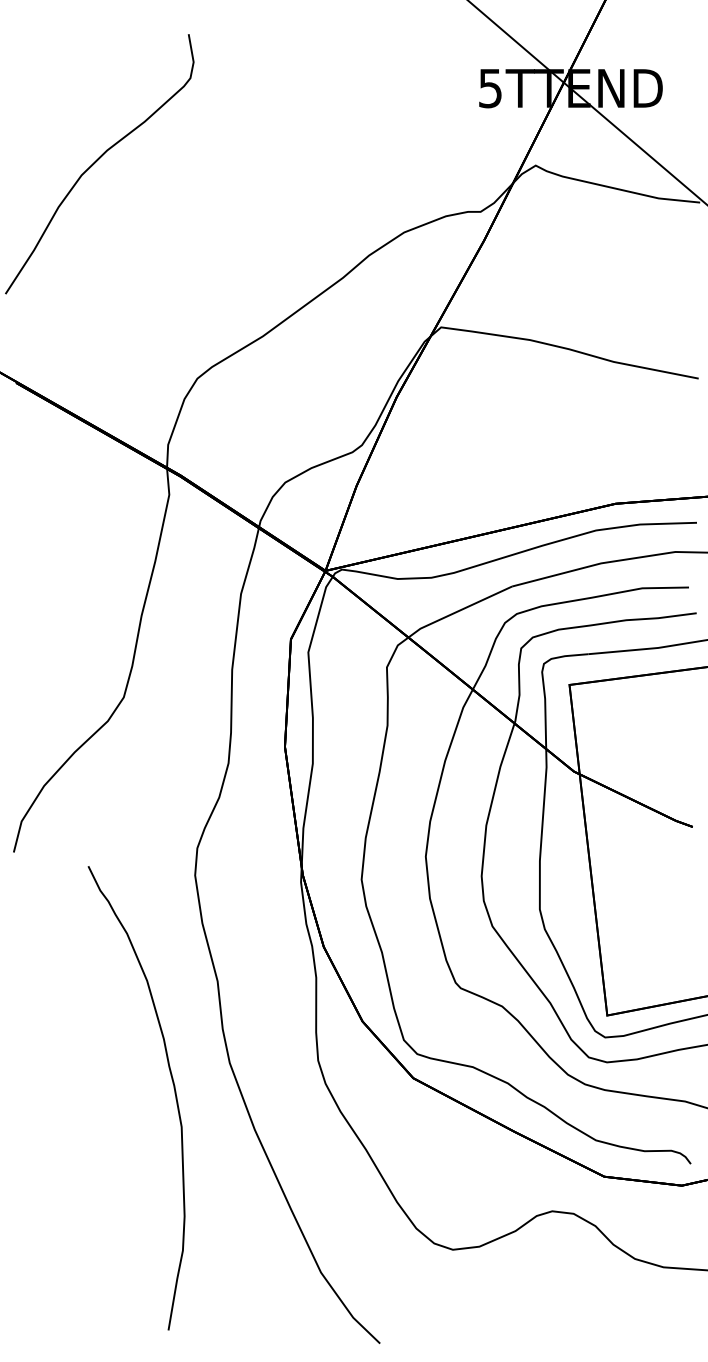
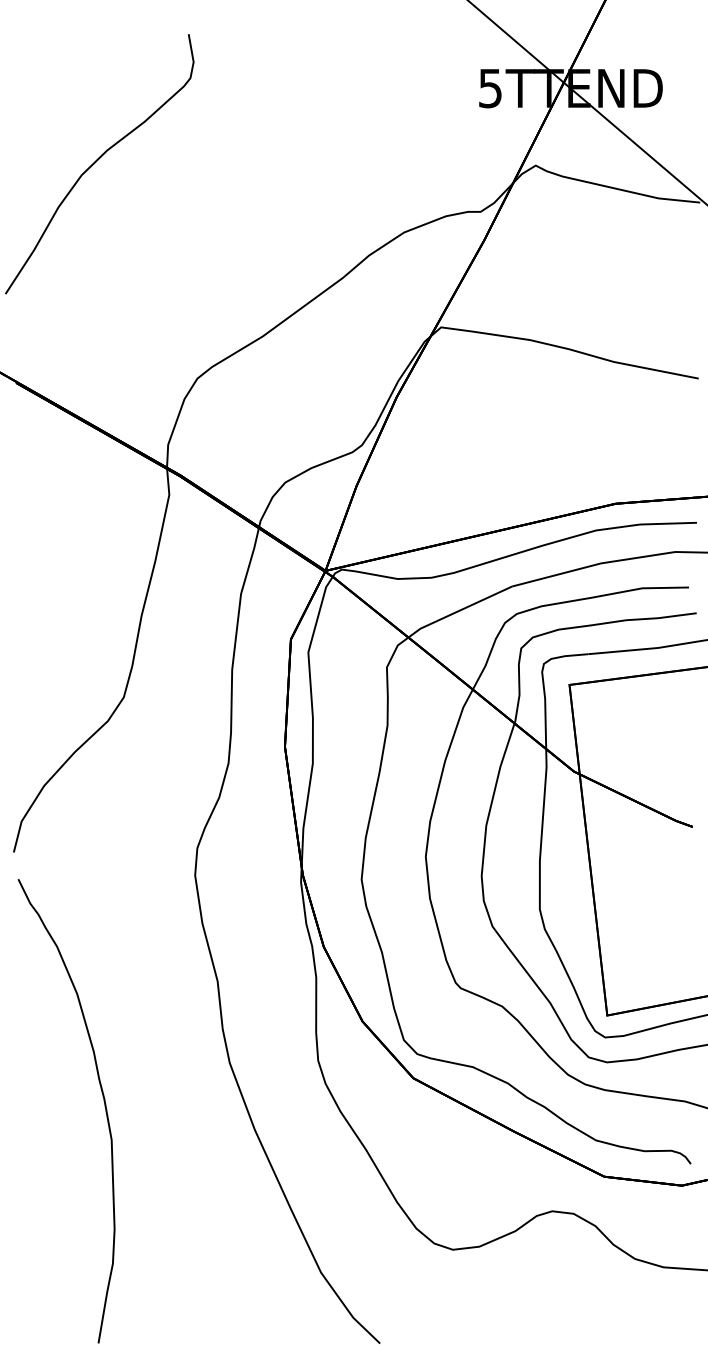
curve position: (174, 1094) -> (104, 1107) (104, 1107)
